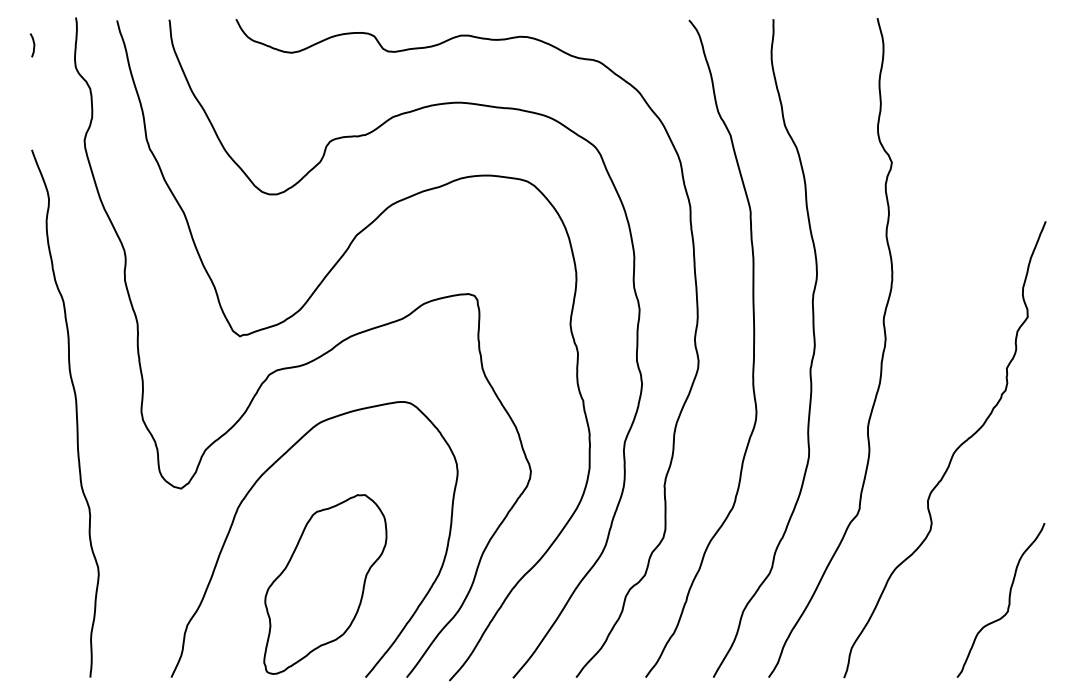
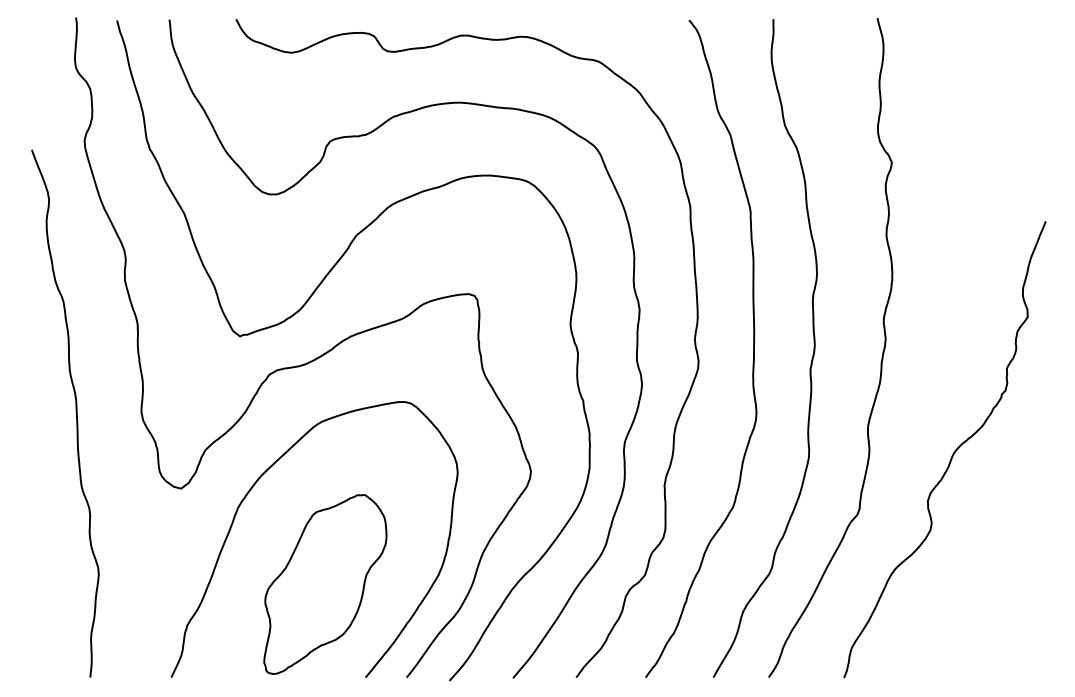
curve: present -> none (33, 45)
curve: present -> none (1008, 600)
